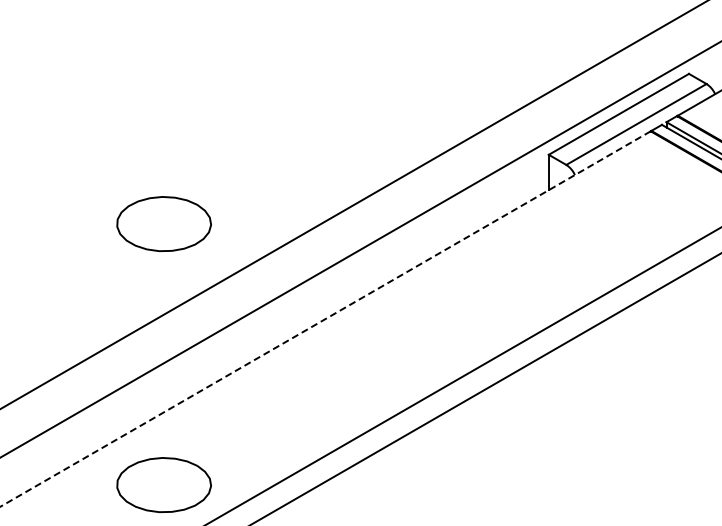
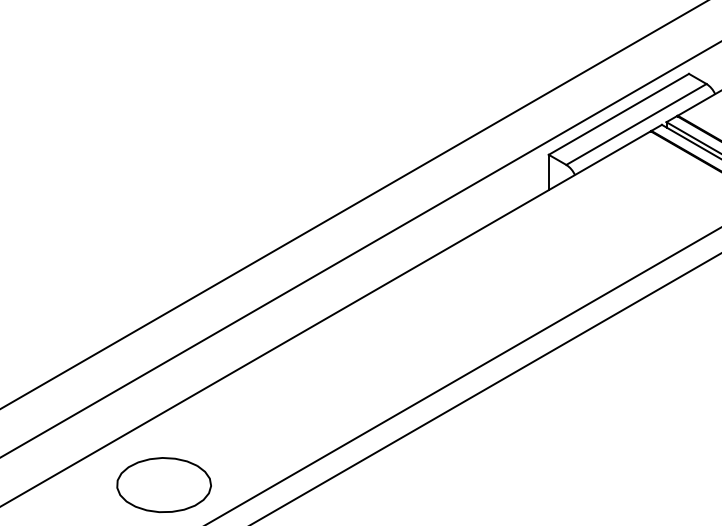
part: present -> none (163, 224)
line: dashed -> solid (325, 319)
